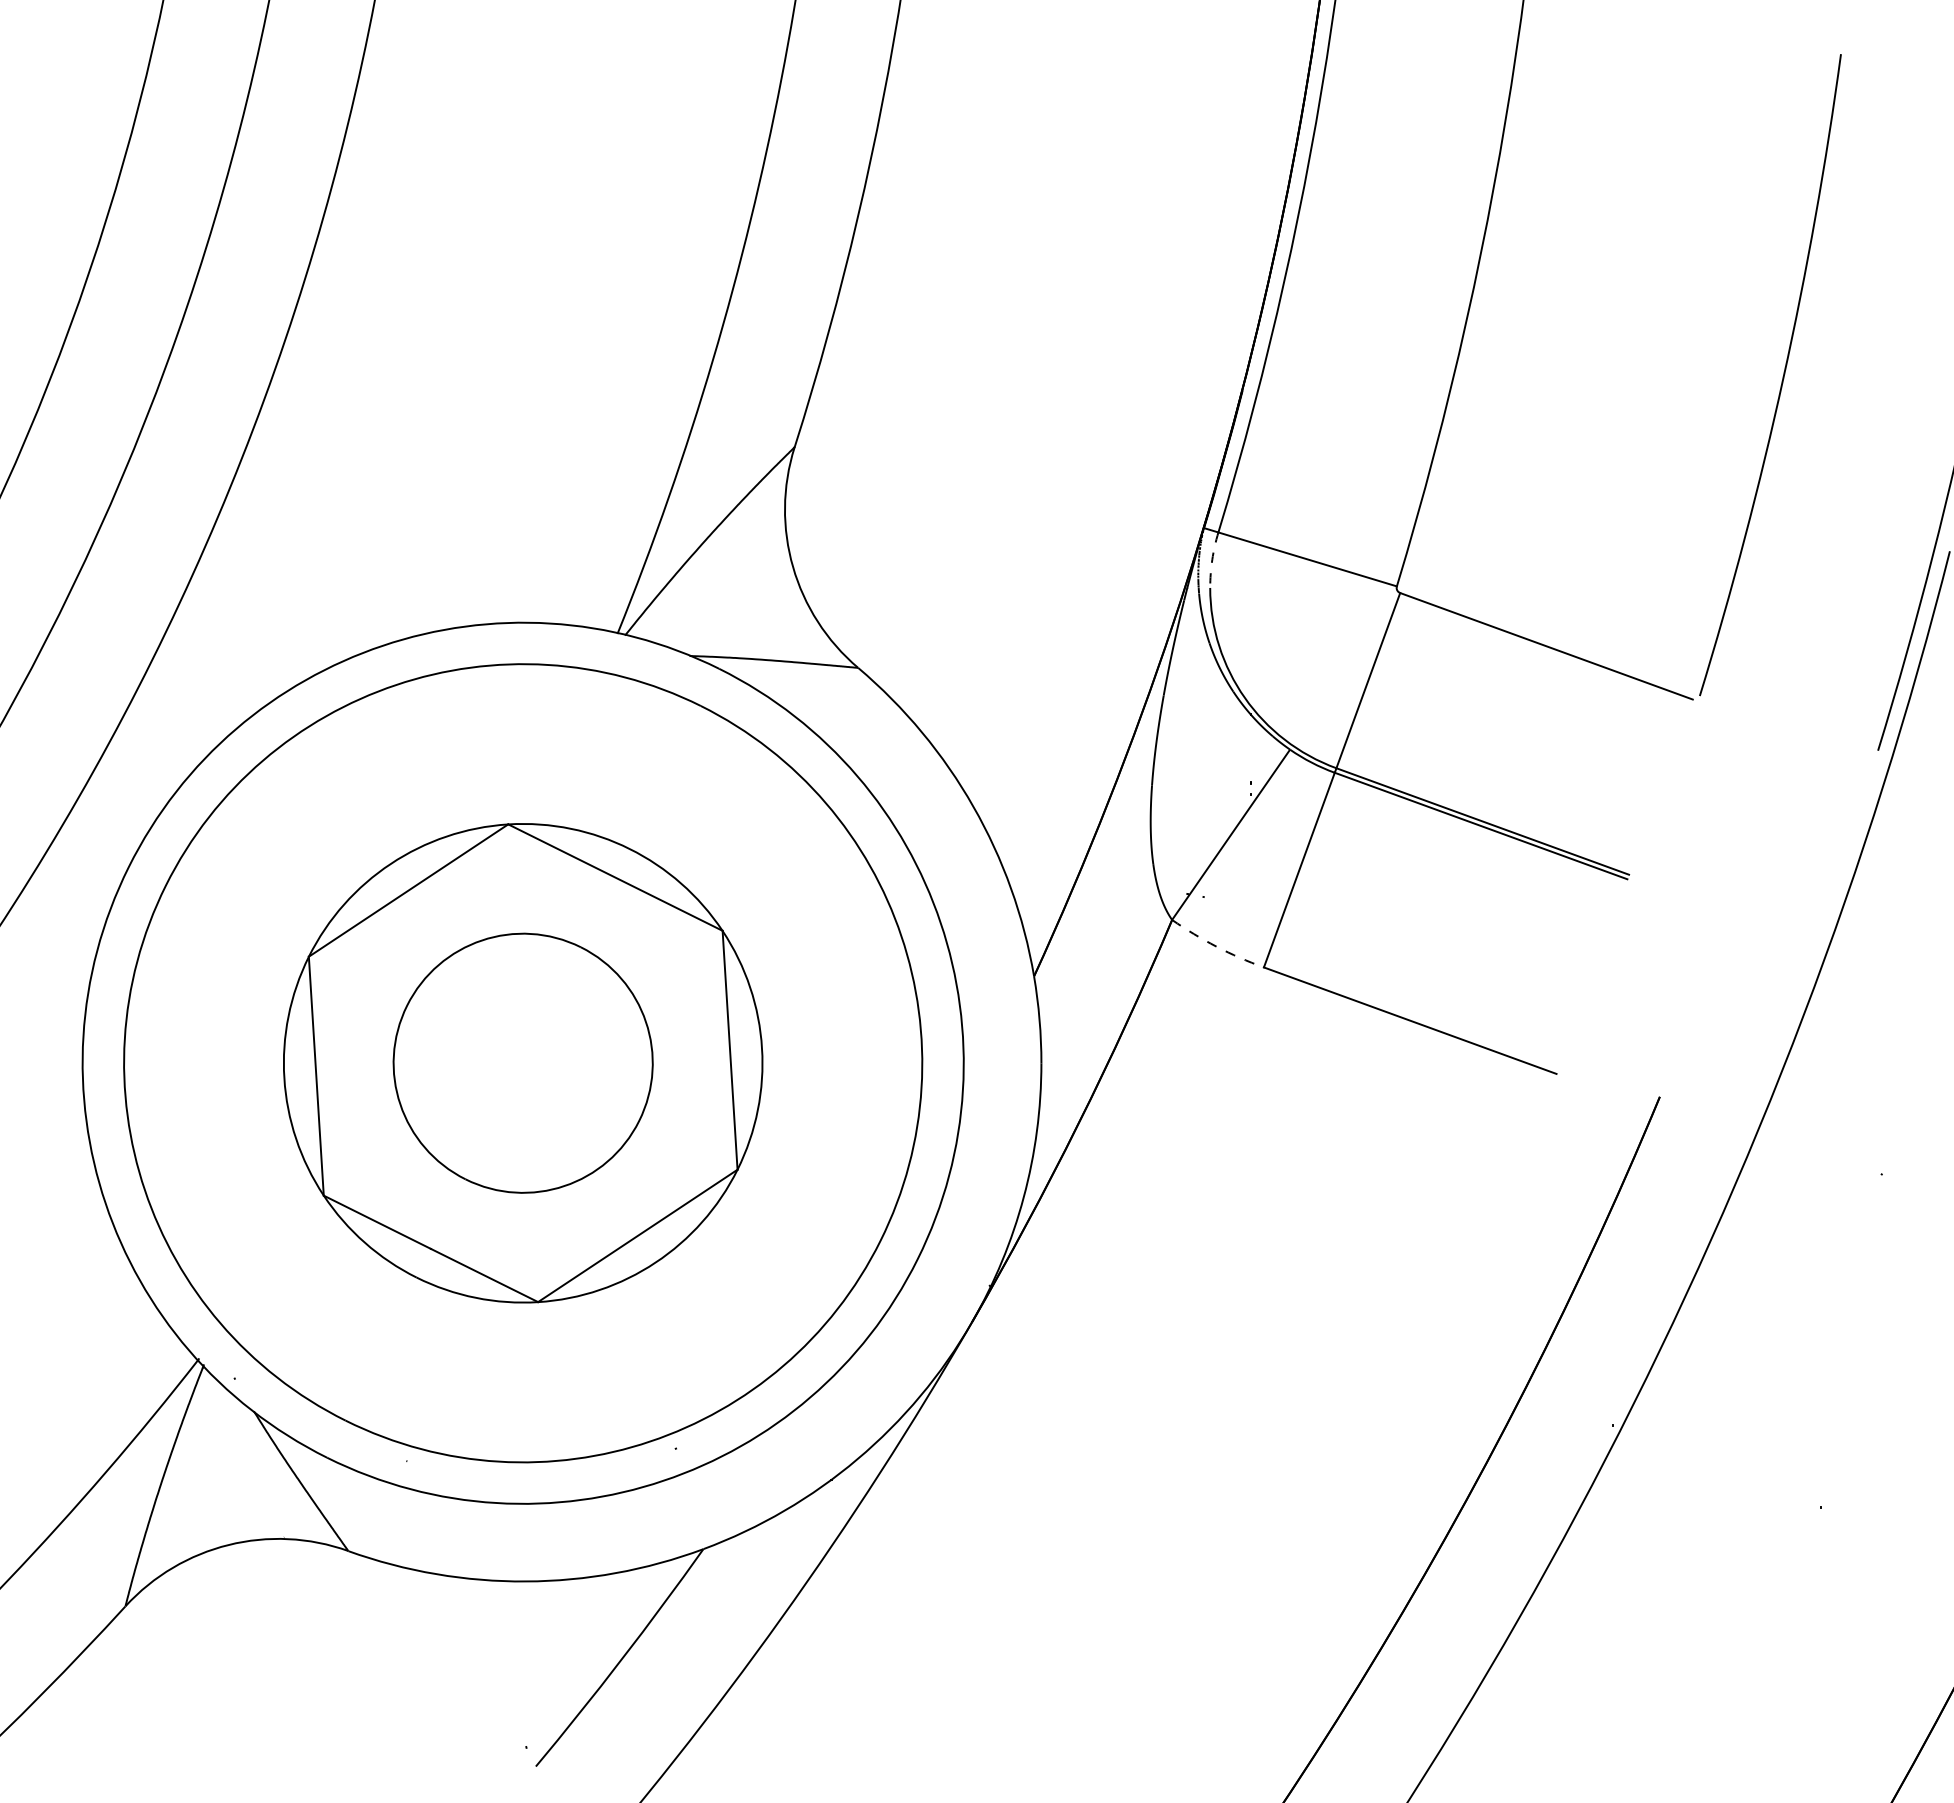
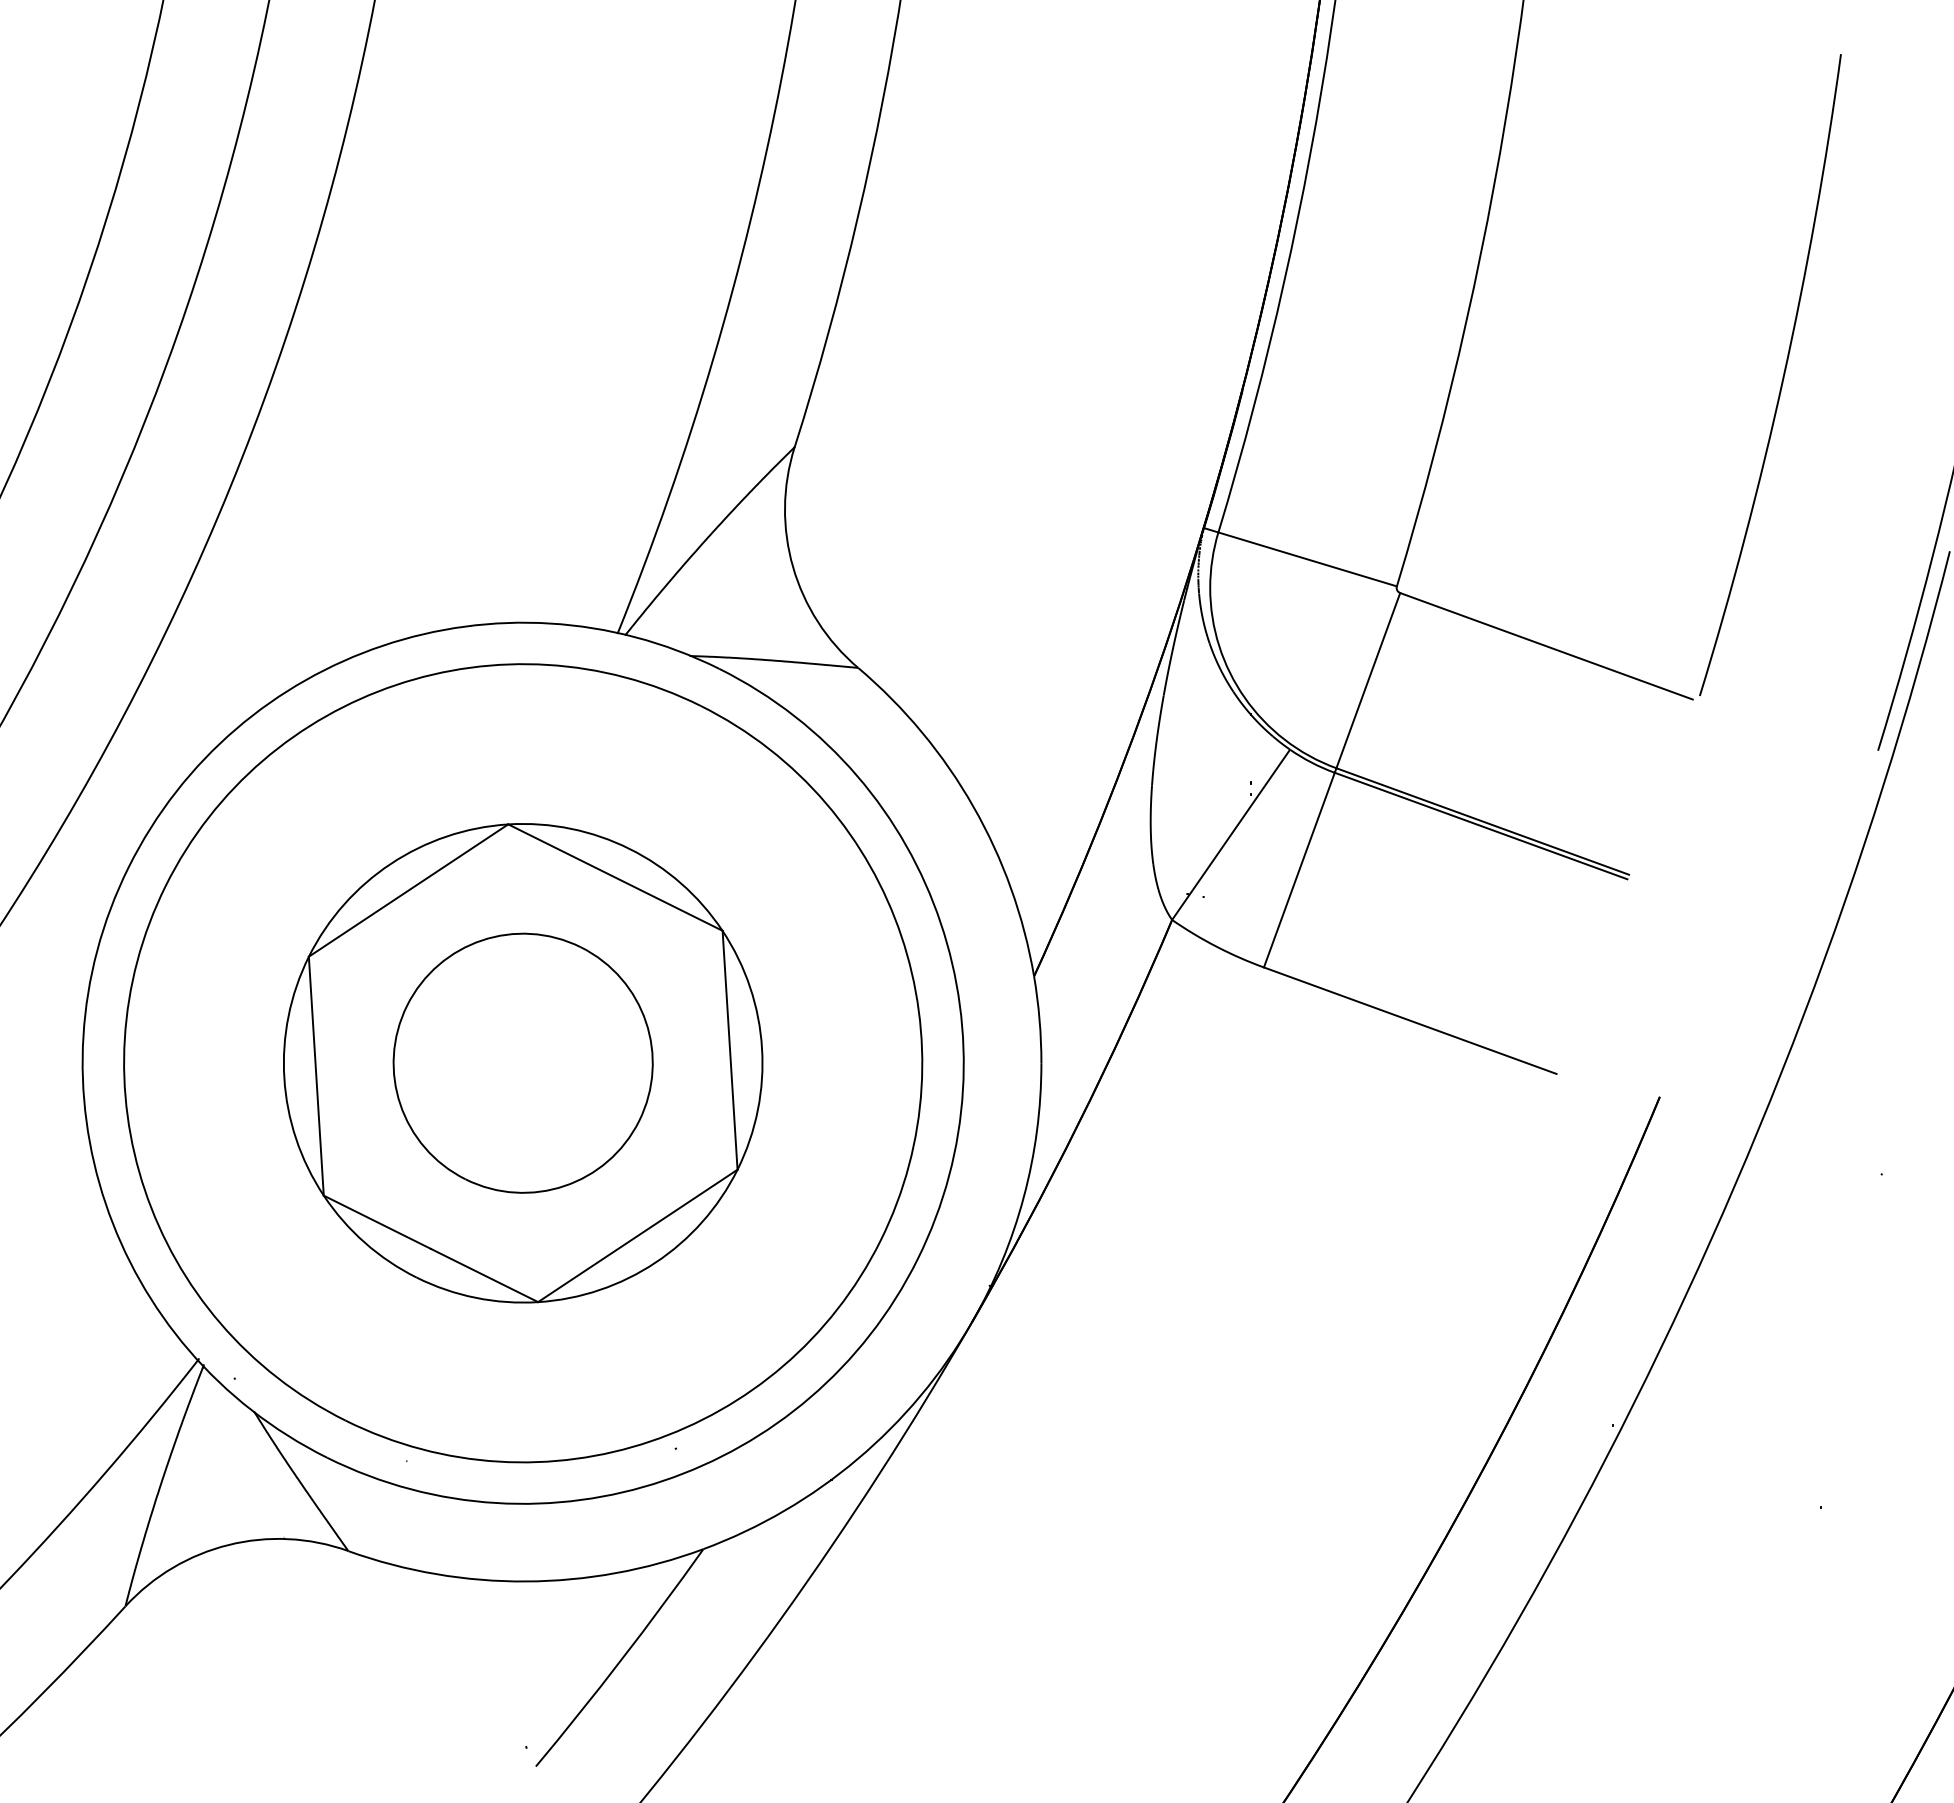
arc: dashed -> solid (1212, 559)
arc: dashed -> solid (1216, 946)
